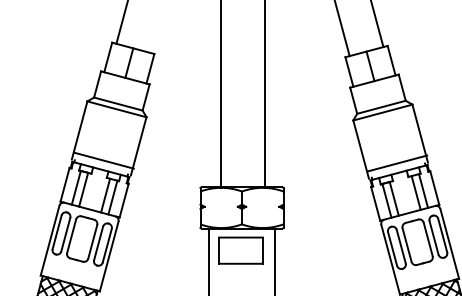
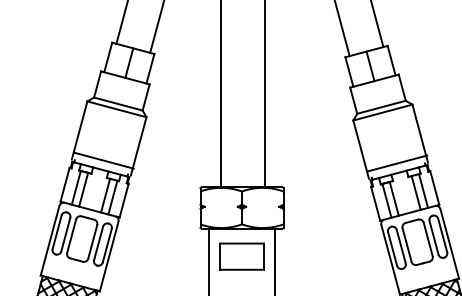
line: none -> present (156, 27)
part position: (240, 250) -> (241, 256) (241, 256)
